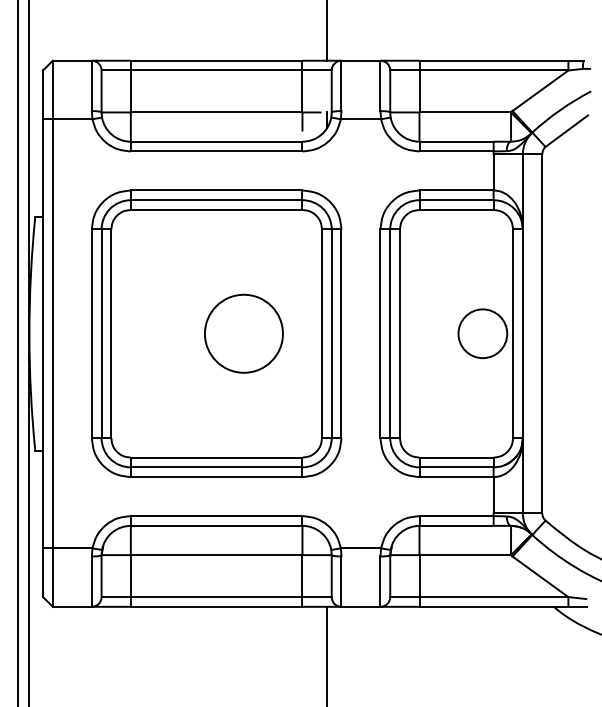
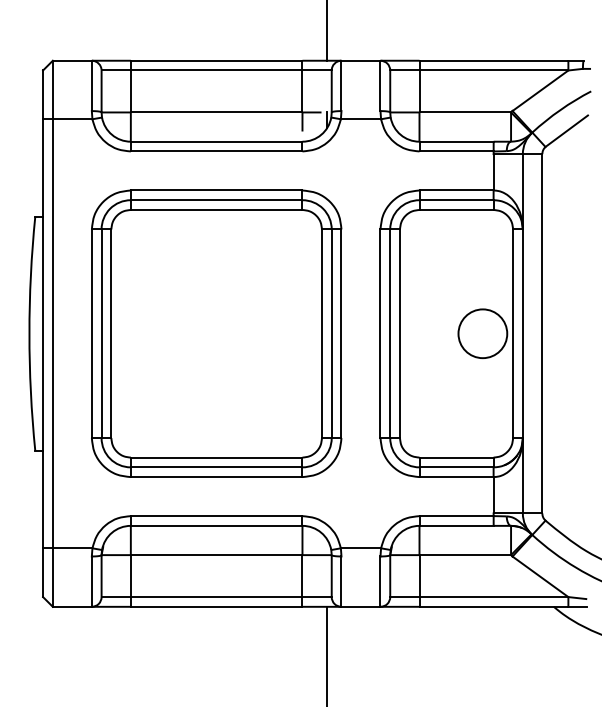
circle: present -> none (243, 333)
line: present -> none (18, 352)
line: present -> none (29, 352)
